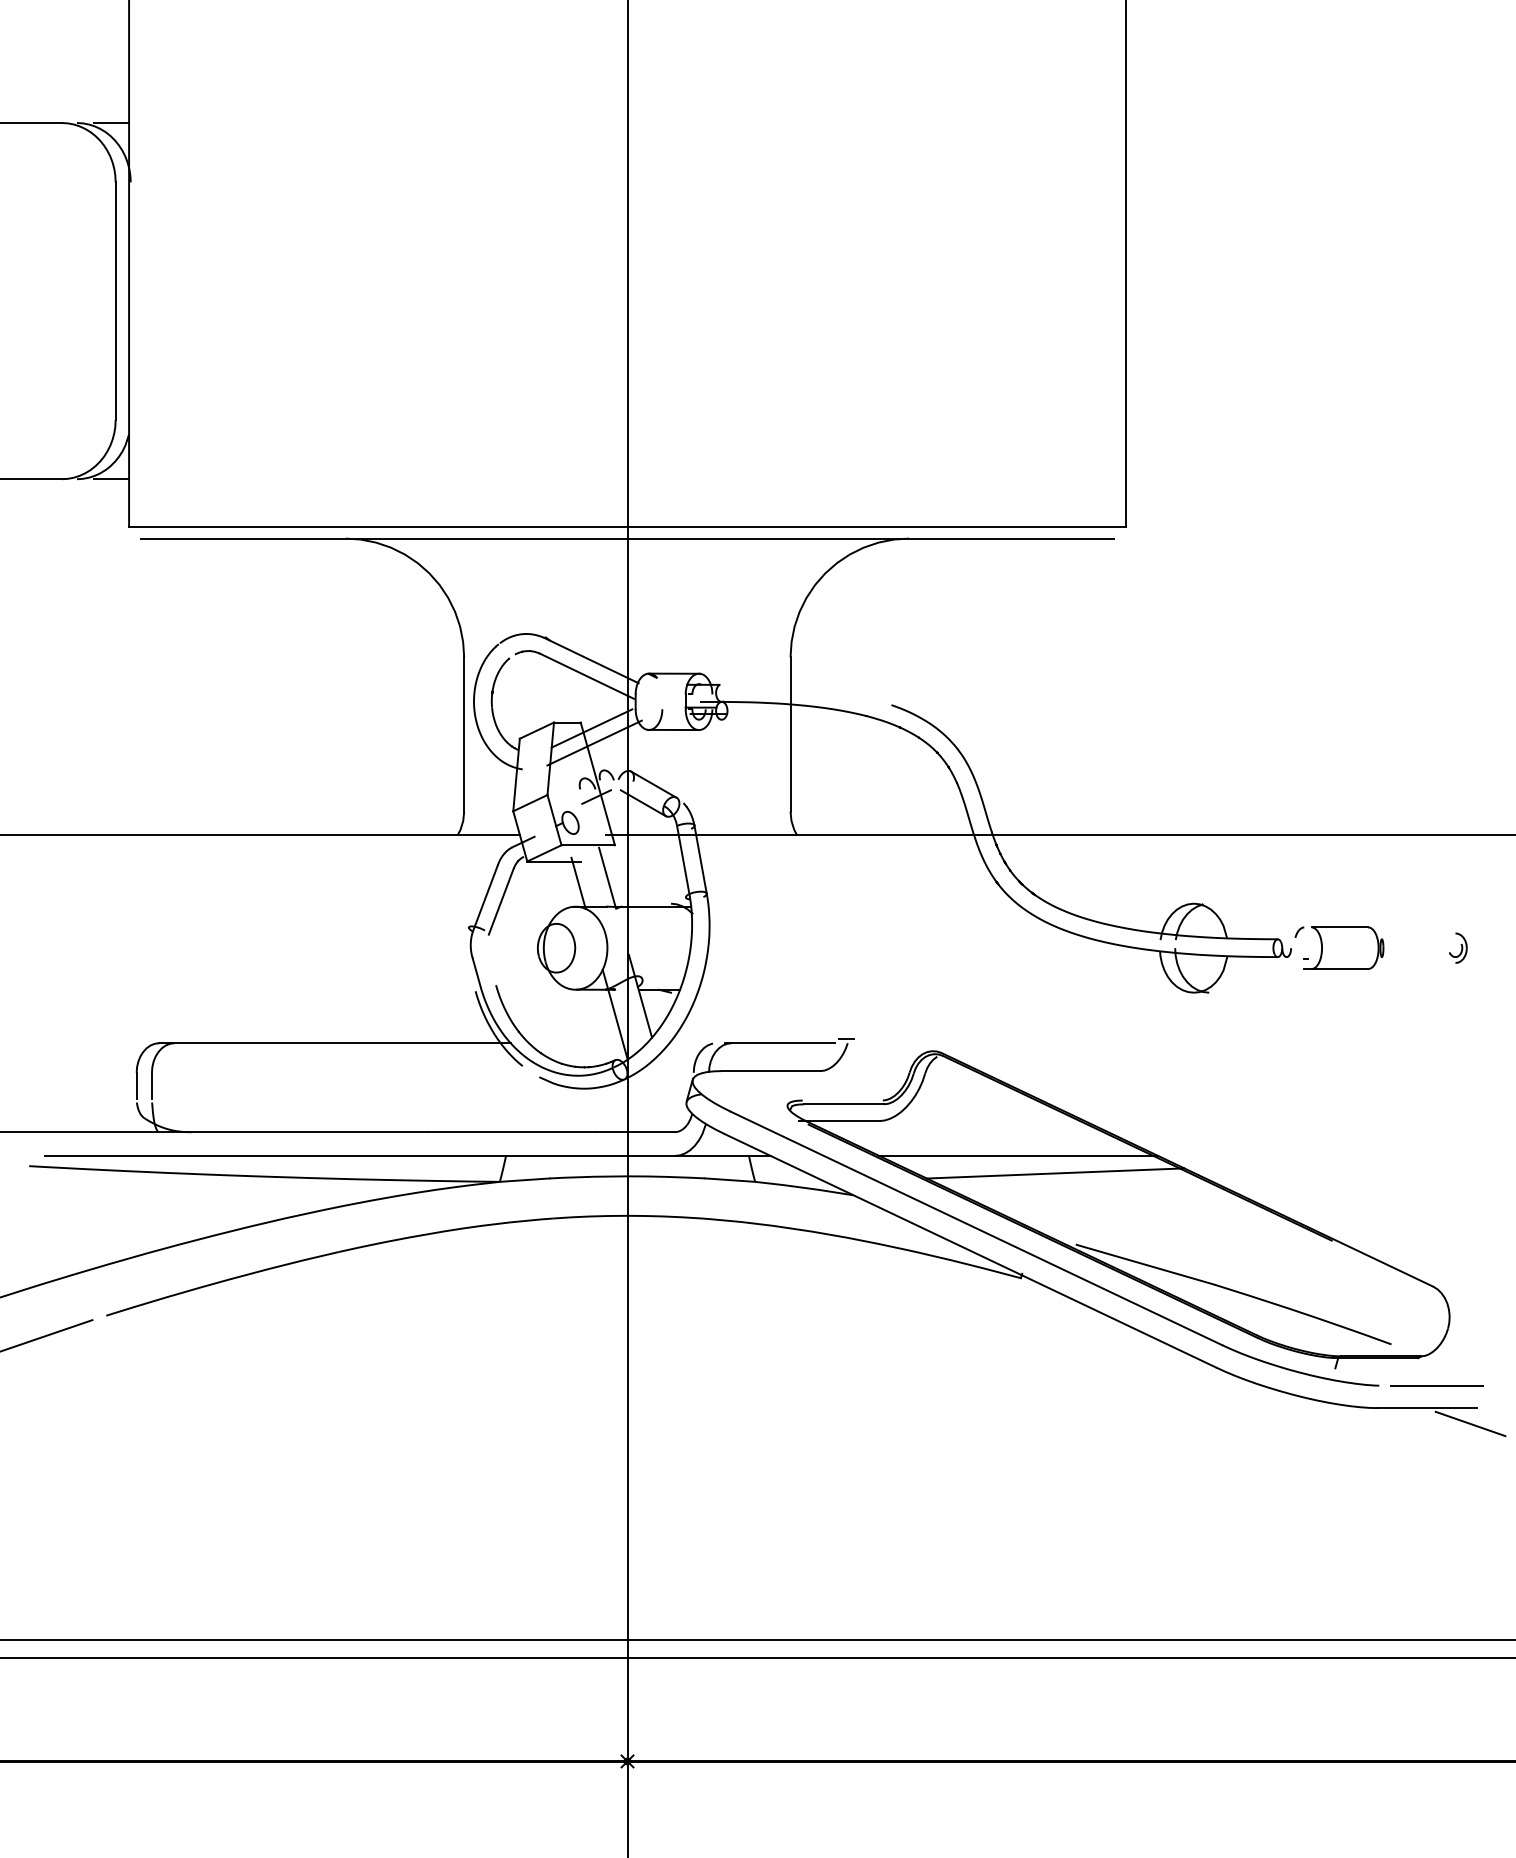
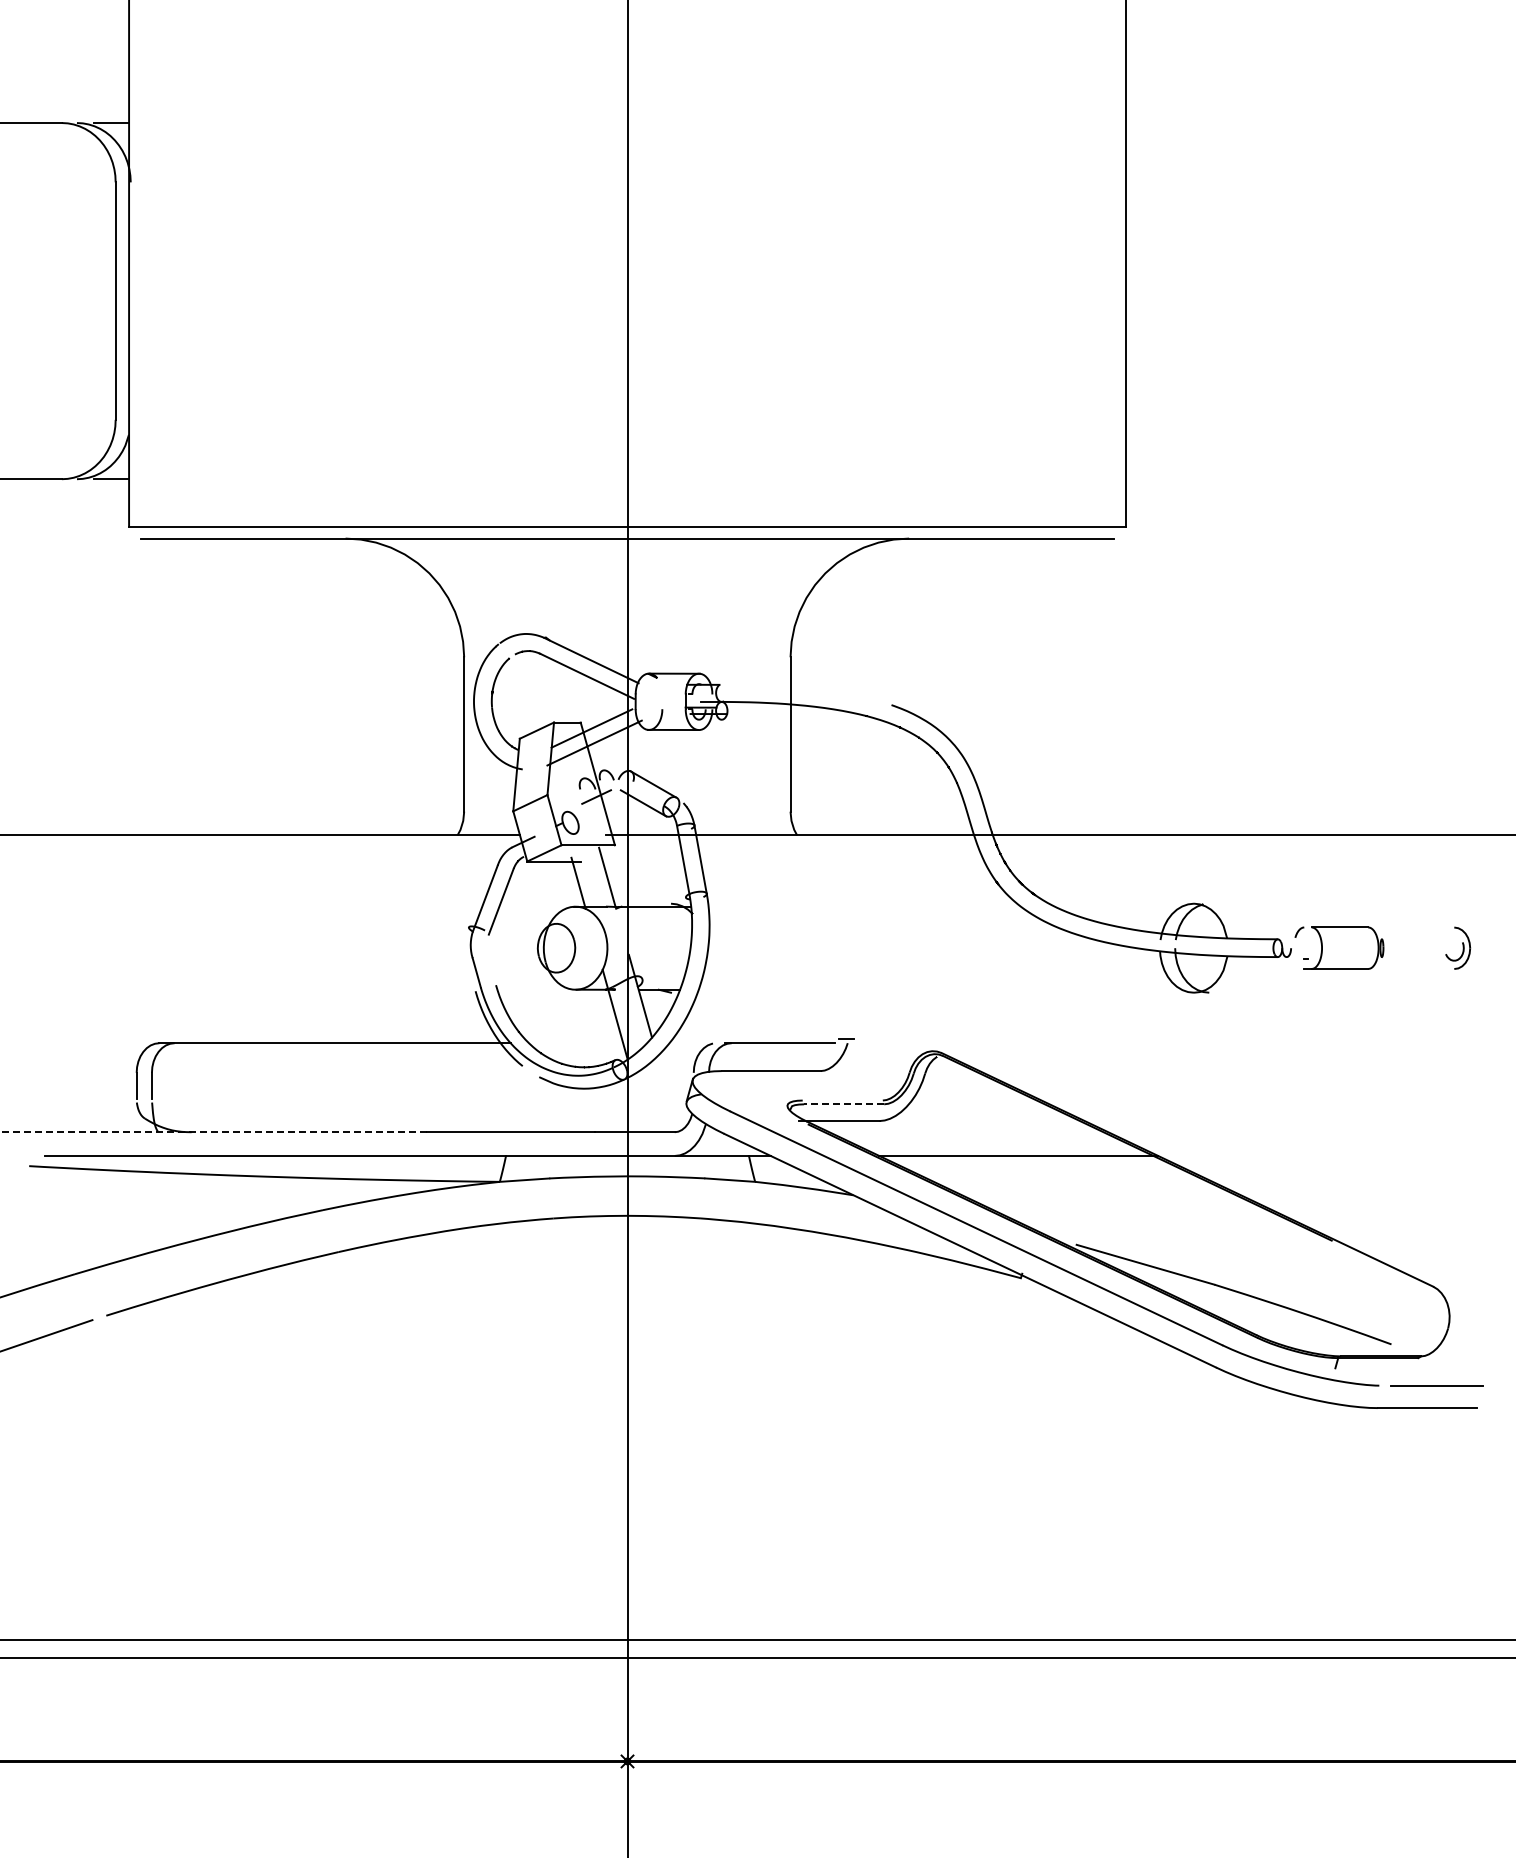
part size: 19x32 px -> 27x44 px (1458, 947)
line: solid -> dashed (843, 1104)
line: solid -> dashed (213, 1132)
line: present -> none (1055, 1173)
line: present -> none (1470, 1423)
